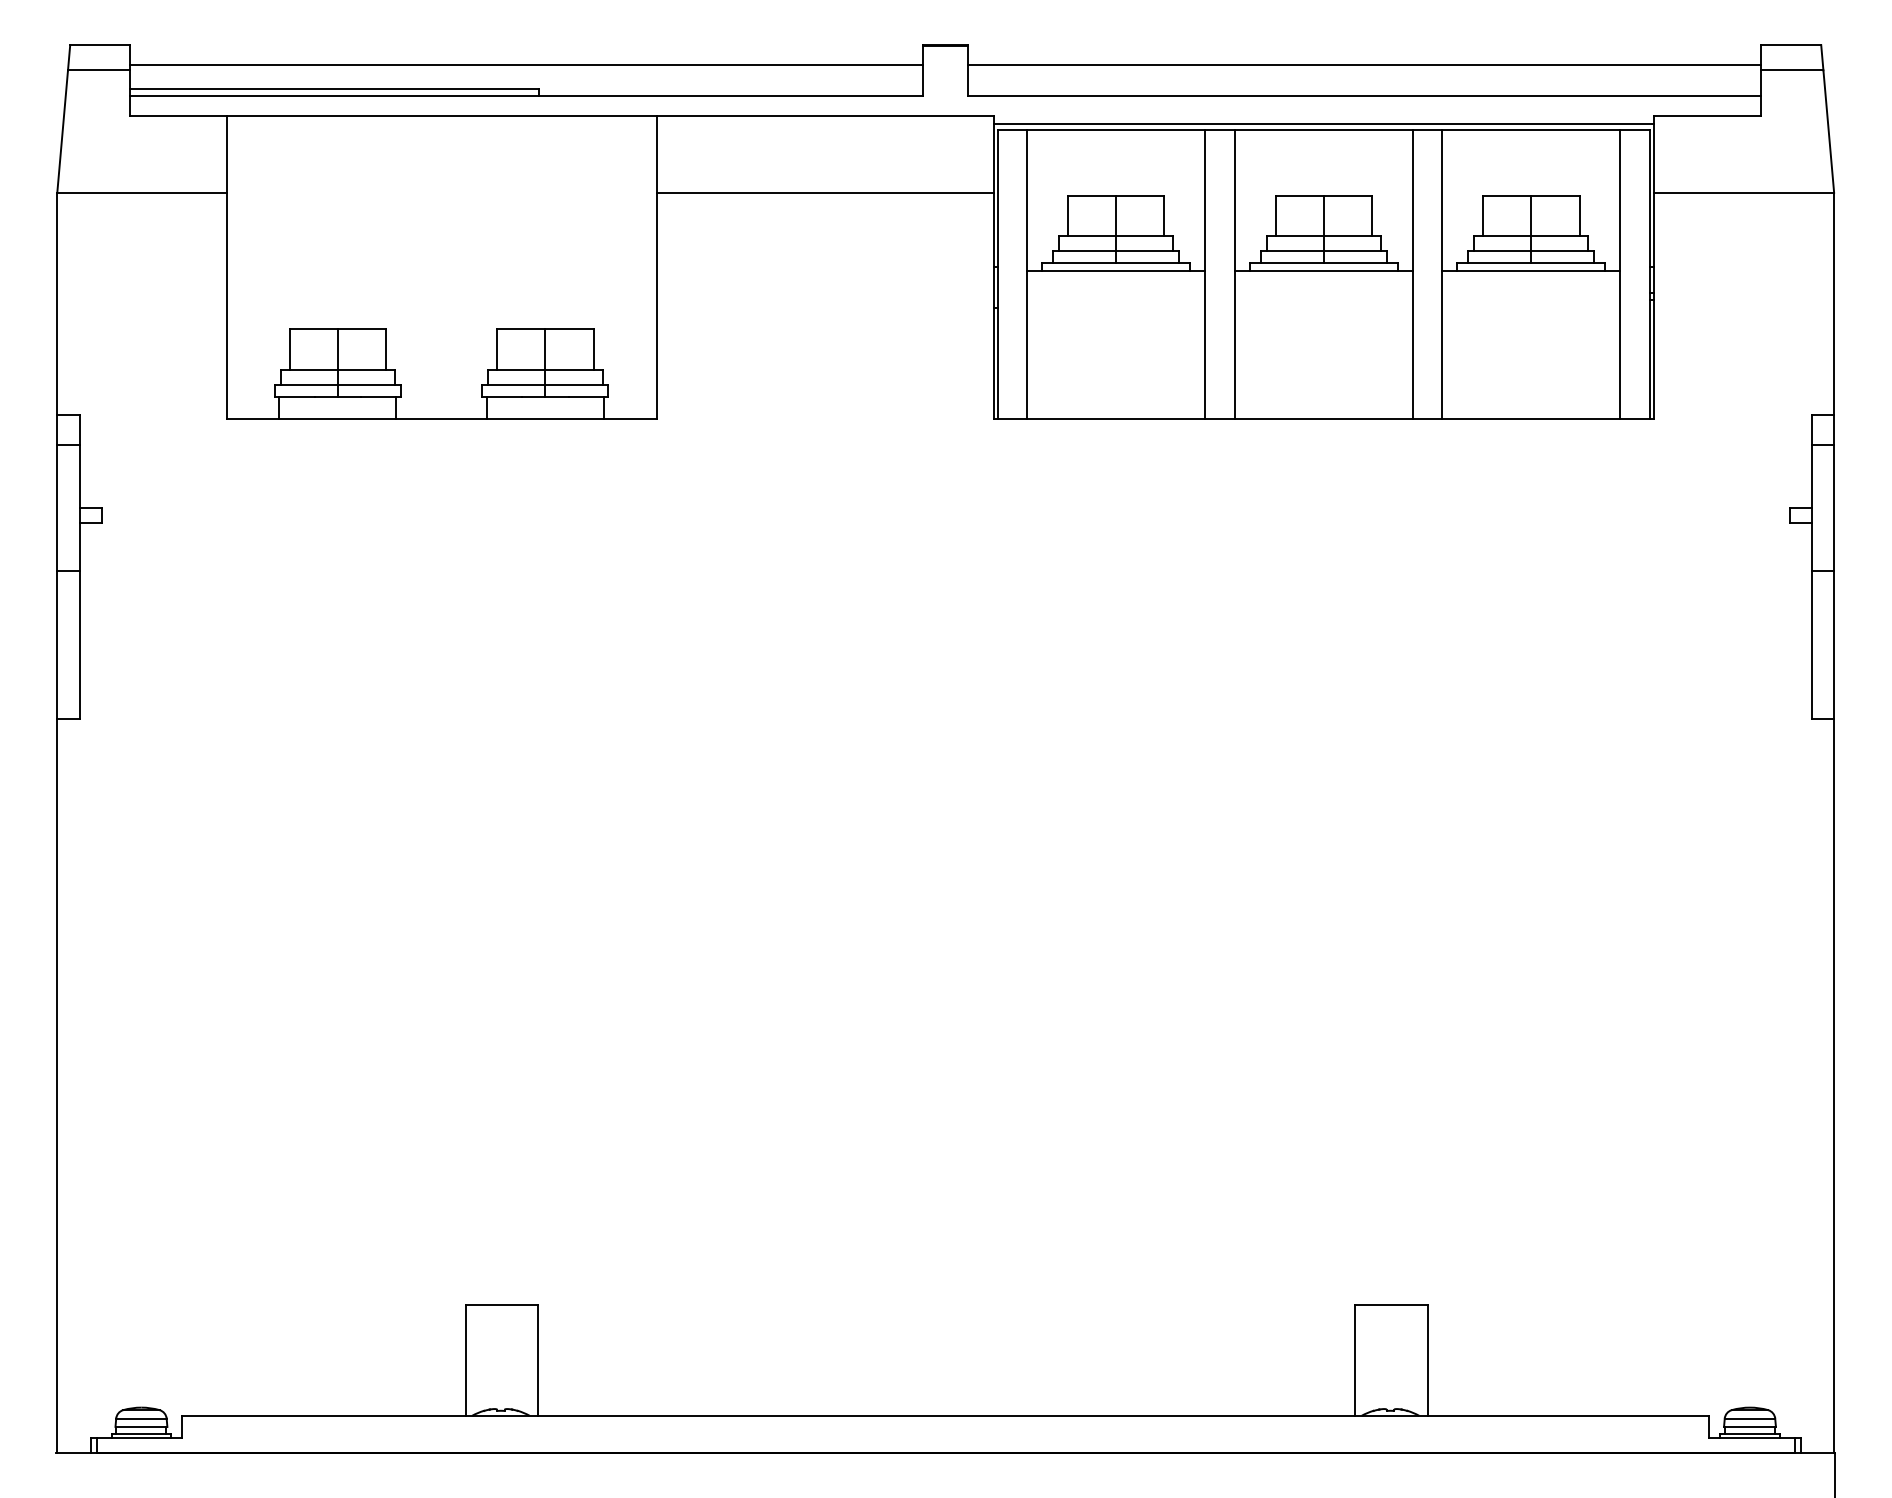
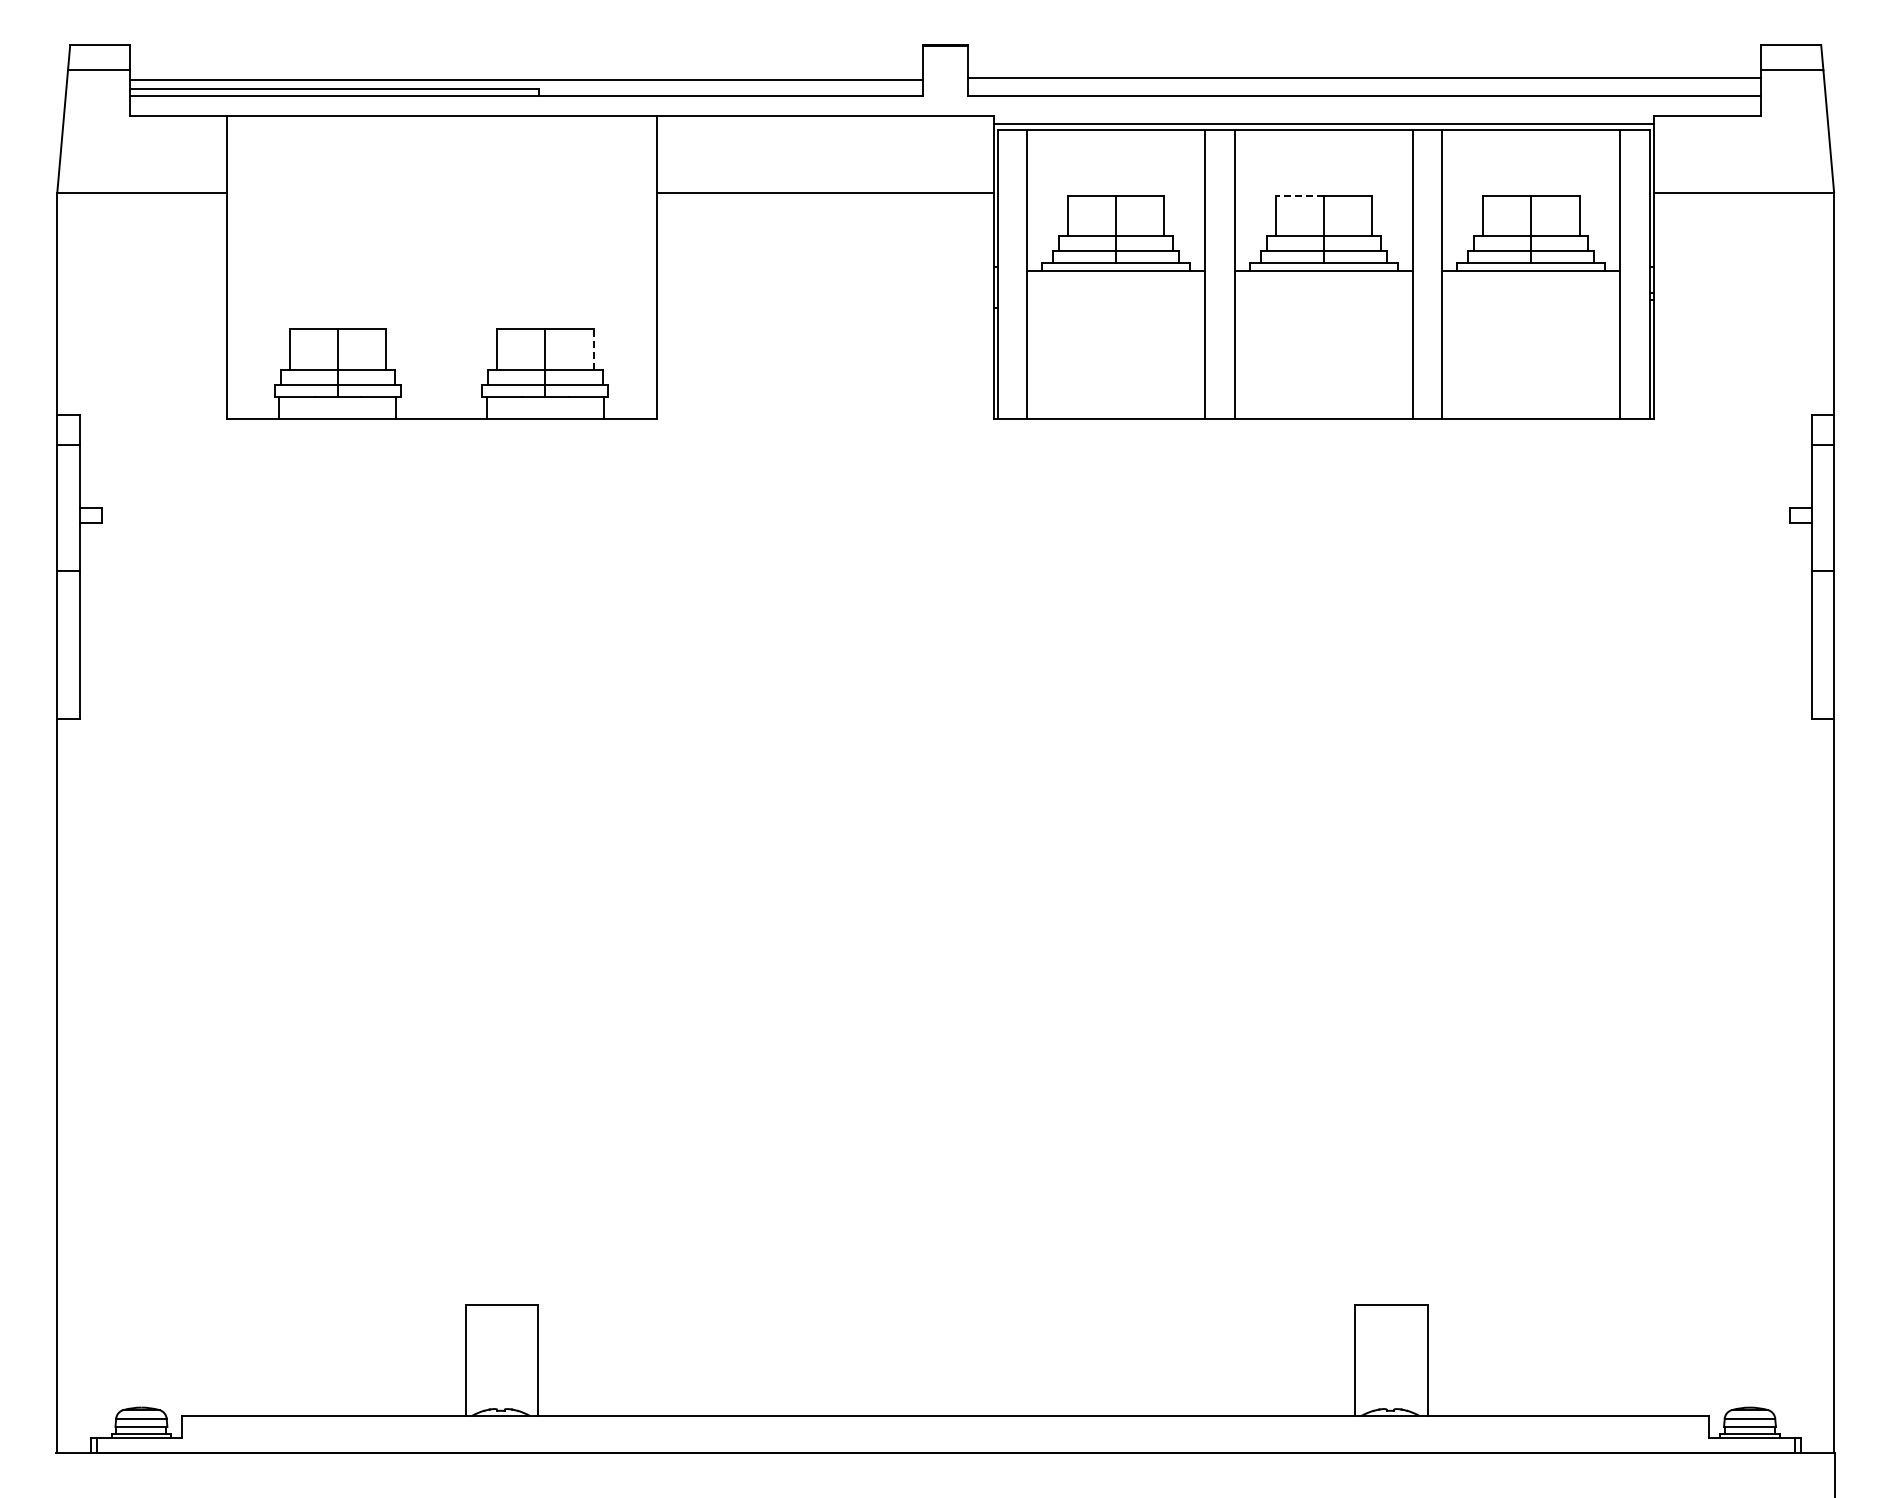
line position: (526, 65) -> (526, 80) (526, 80)
line position: (1364, 65) -> (1364, 78) (1364, 78)
line: solid -> dashed (1299, 195)
line: solid -> dashed (593, 348)
